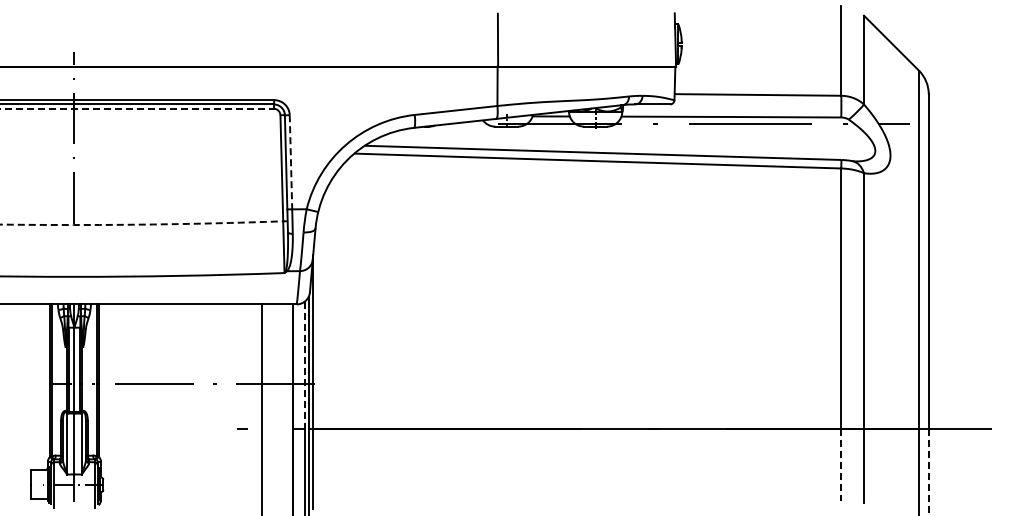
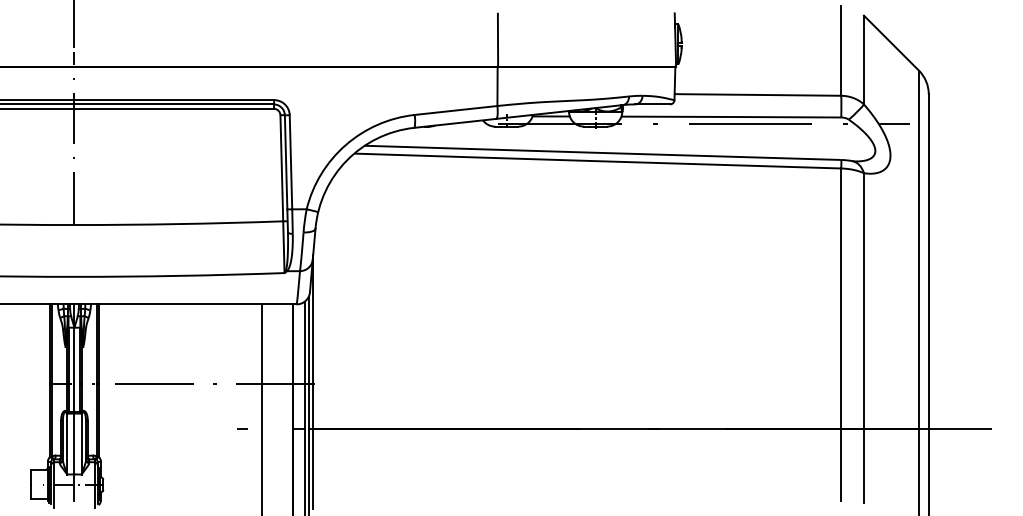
line: none -> present (74, 25)
line: dashed -> solid (136, 108)
line: dashed -> solid (291, 162)
arc: dashed -> solid (141, 224)
line: dashed -> solid (304, 365)
line: dashed -> solid (841, 465)
line: dashed -> solid (928, 472)
